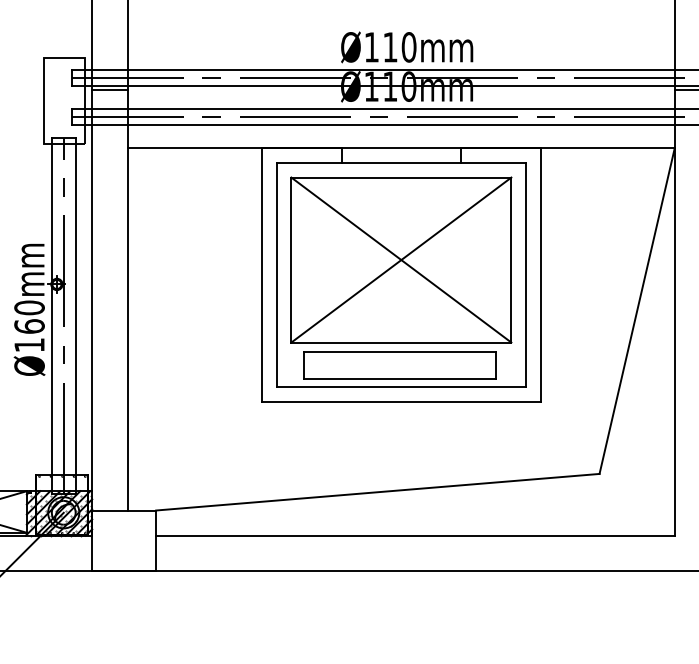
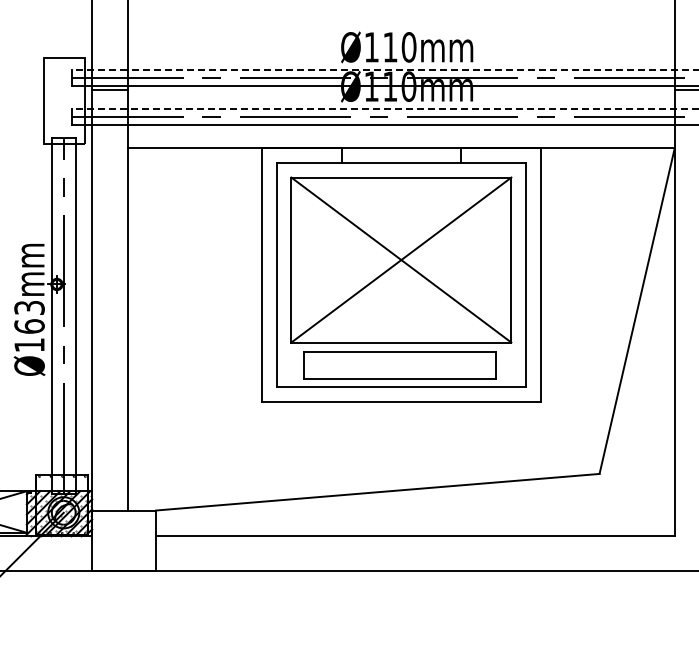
line: solid -> dashed (384, 69)
line: solid -> dashed (385, 108)
text: Ø160mm -> Ø163mm (29, 307)
